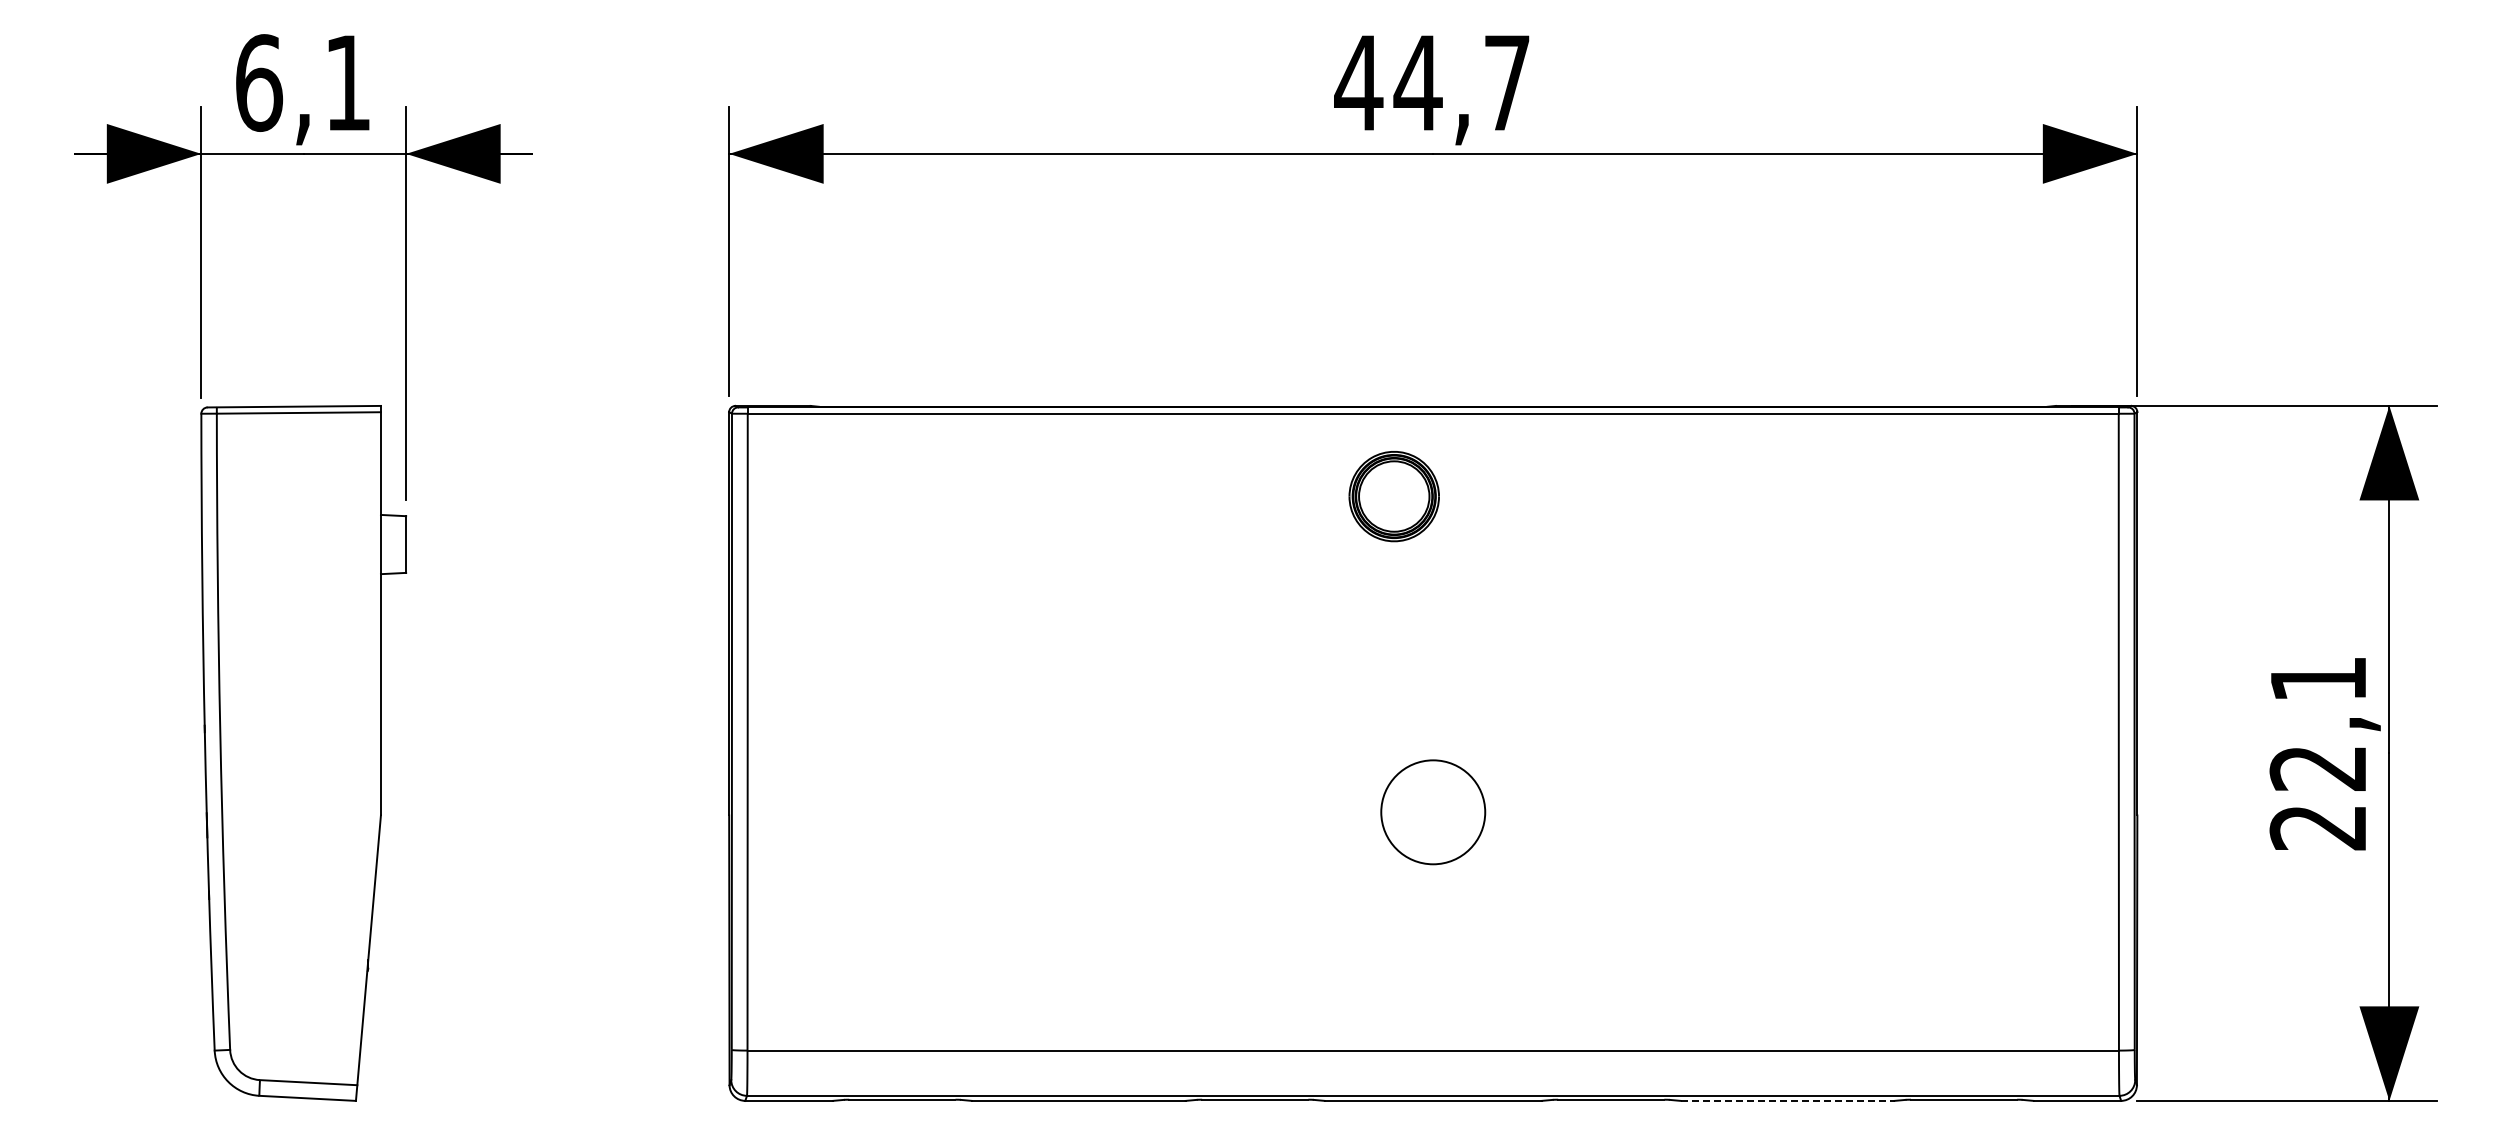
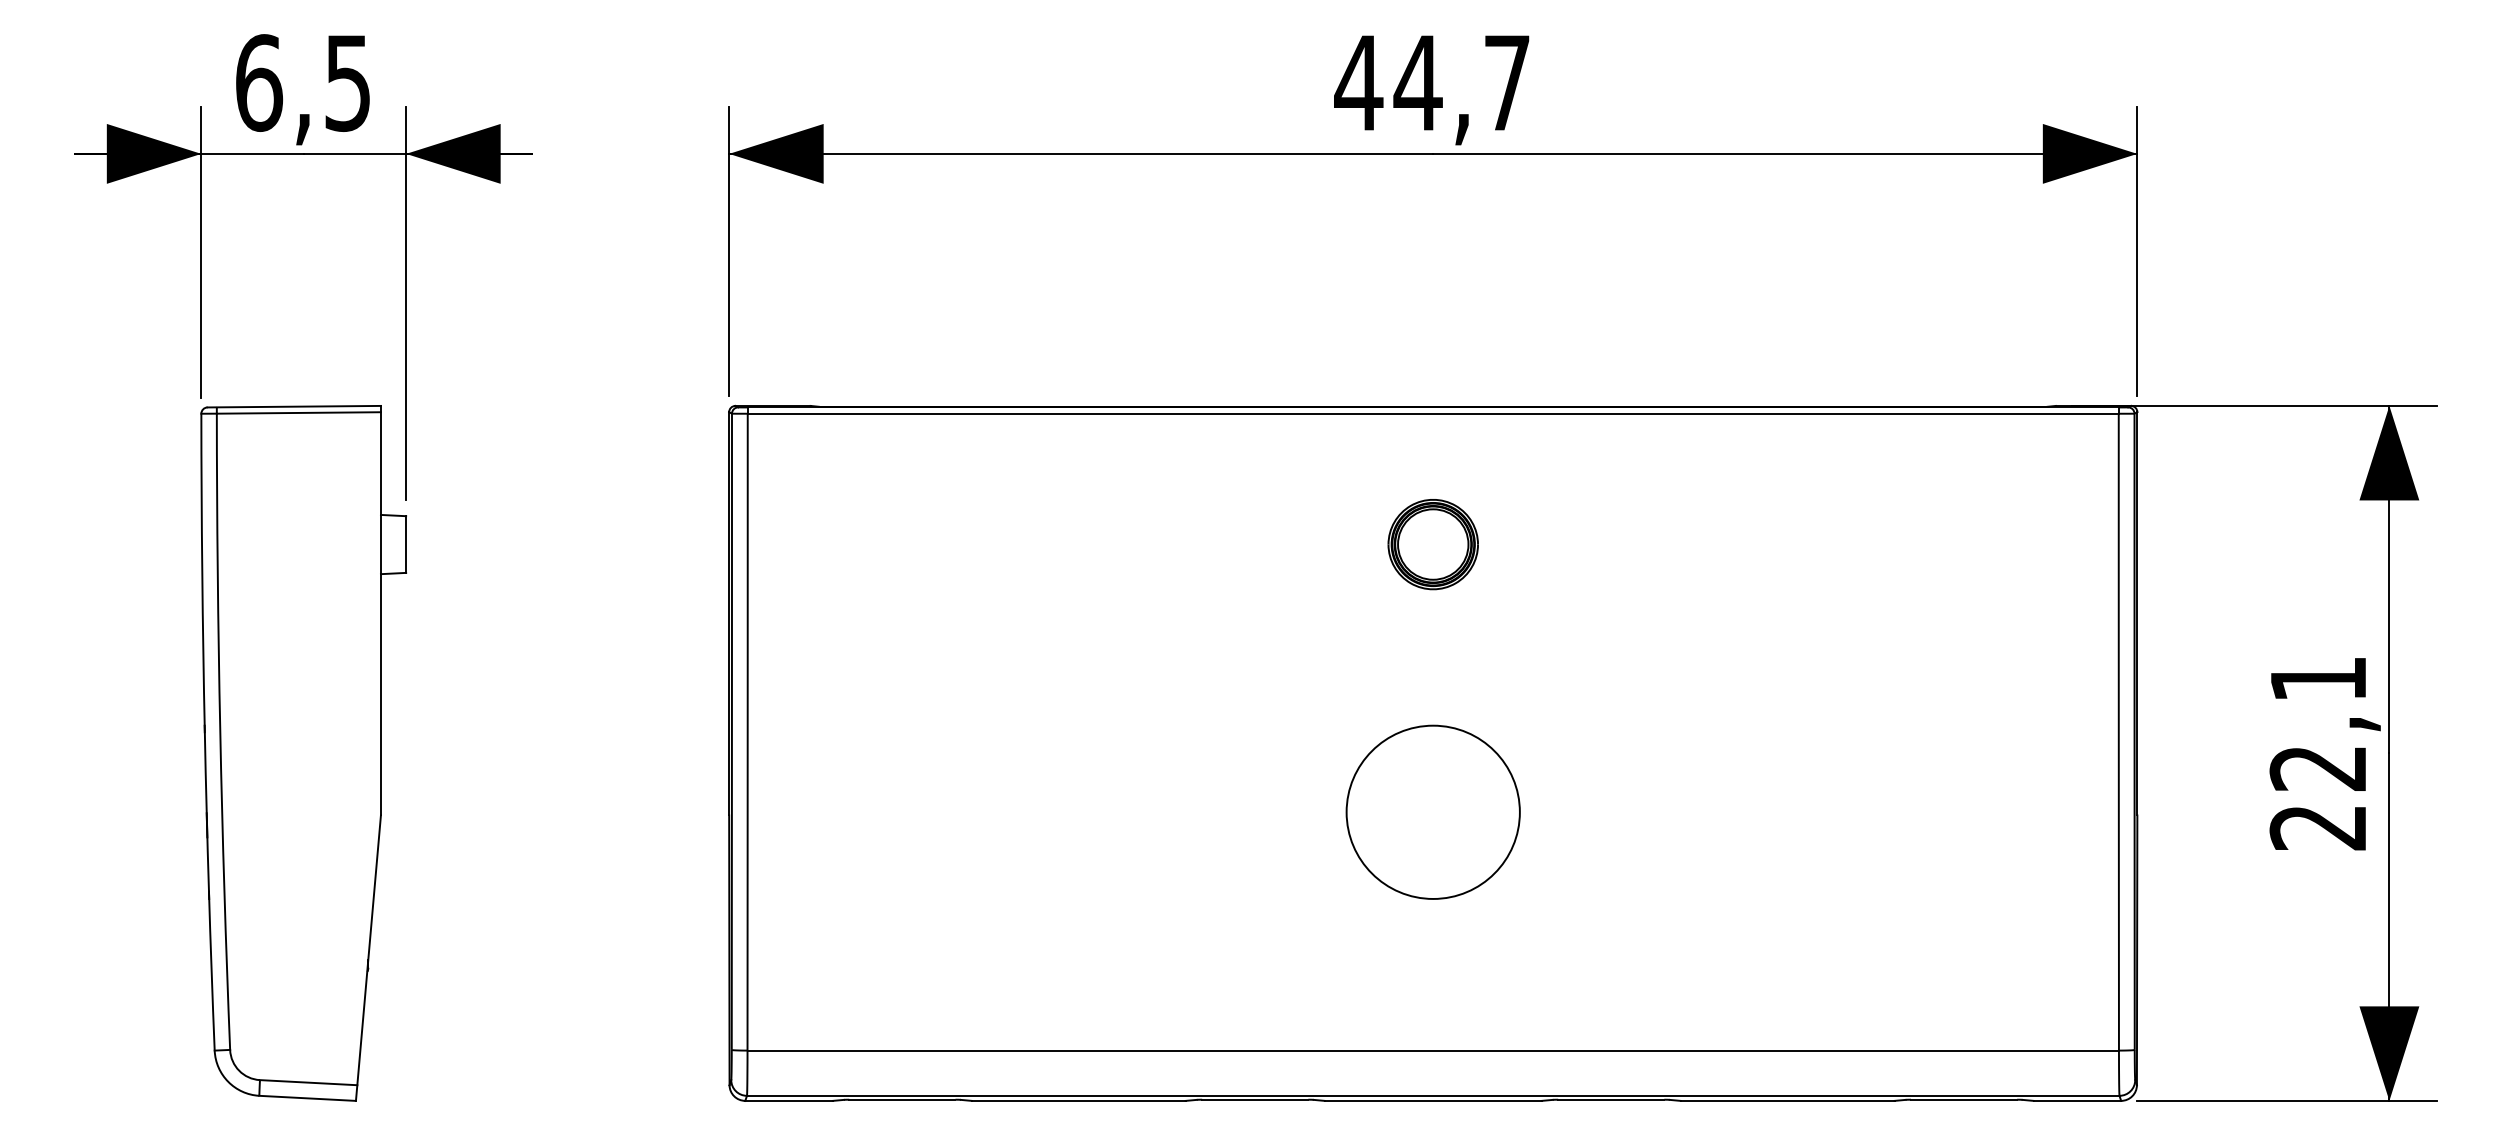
text: 6,1 -> 6,5 (347, 83)
part position: (1393, 496) -> (1432, 544) (1432, 544)
circle diameter: 104 px -> 173 px (1432, 811)
line: dashed -> solid (1787, 1100)
